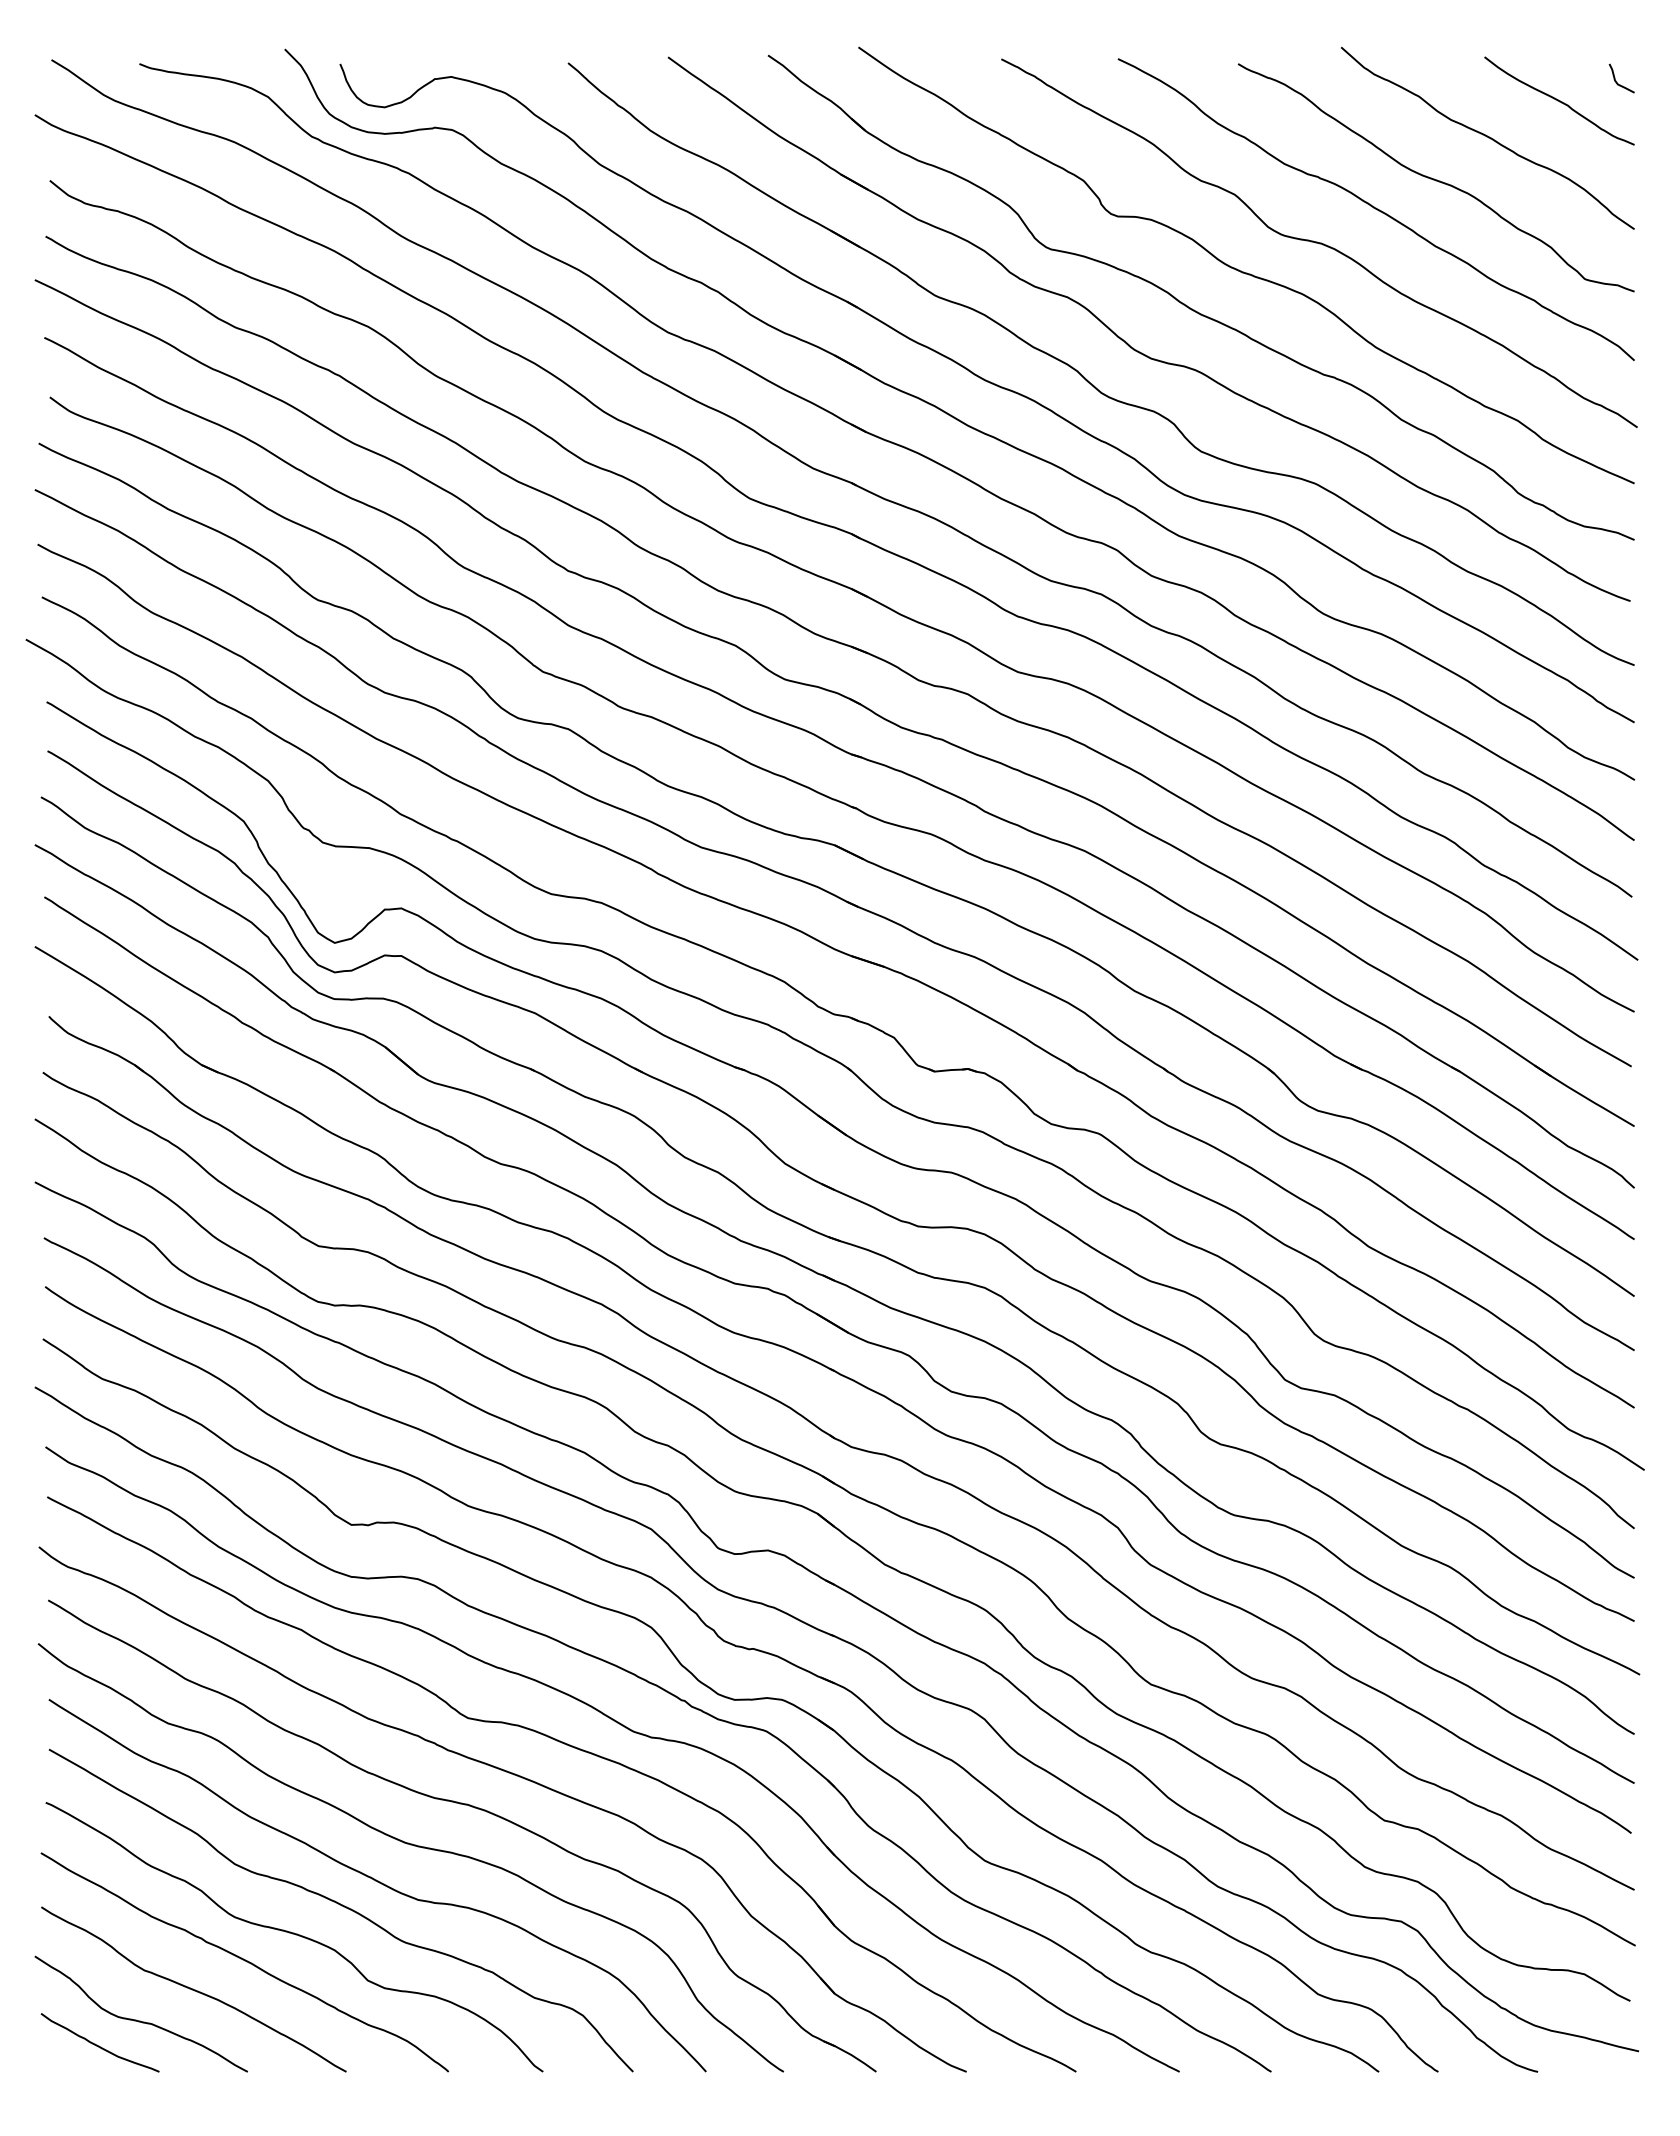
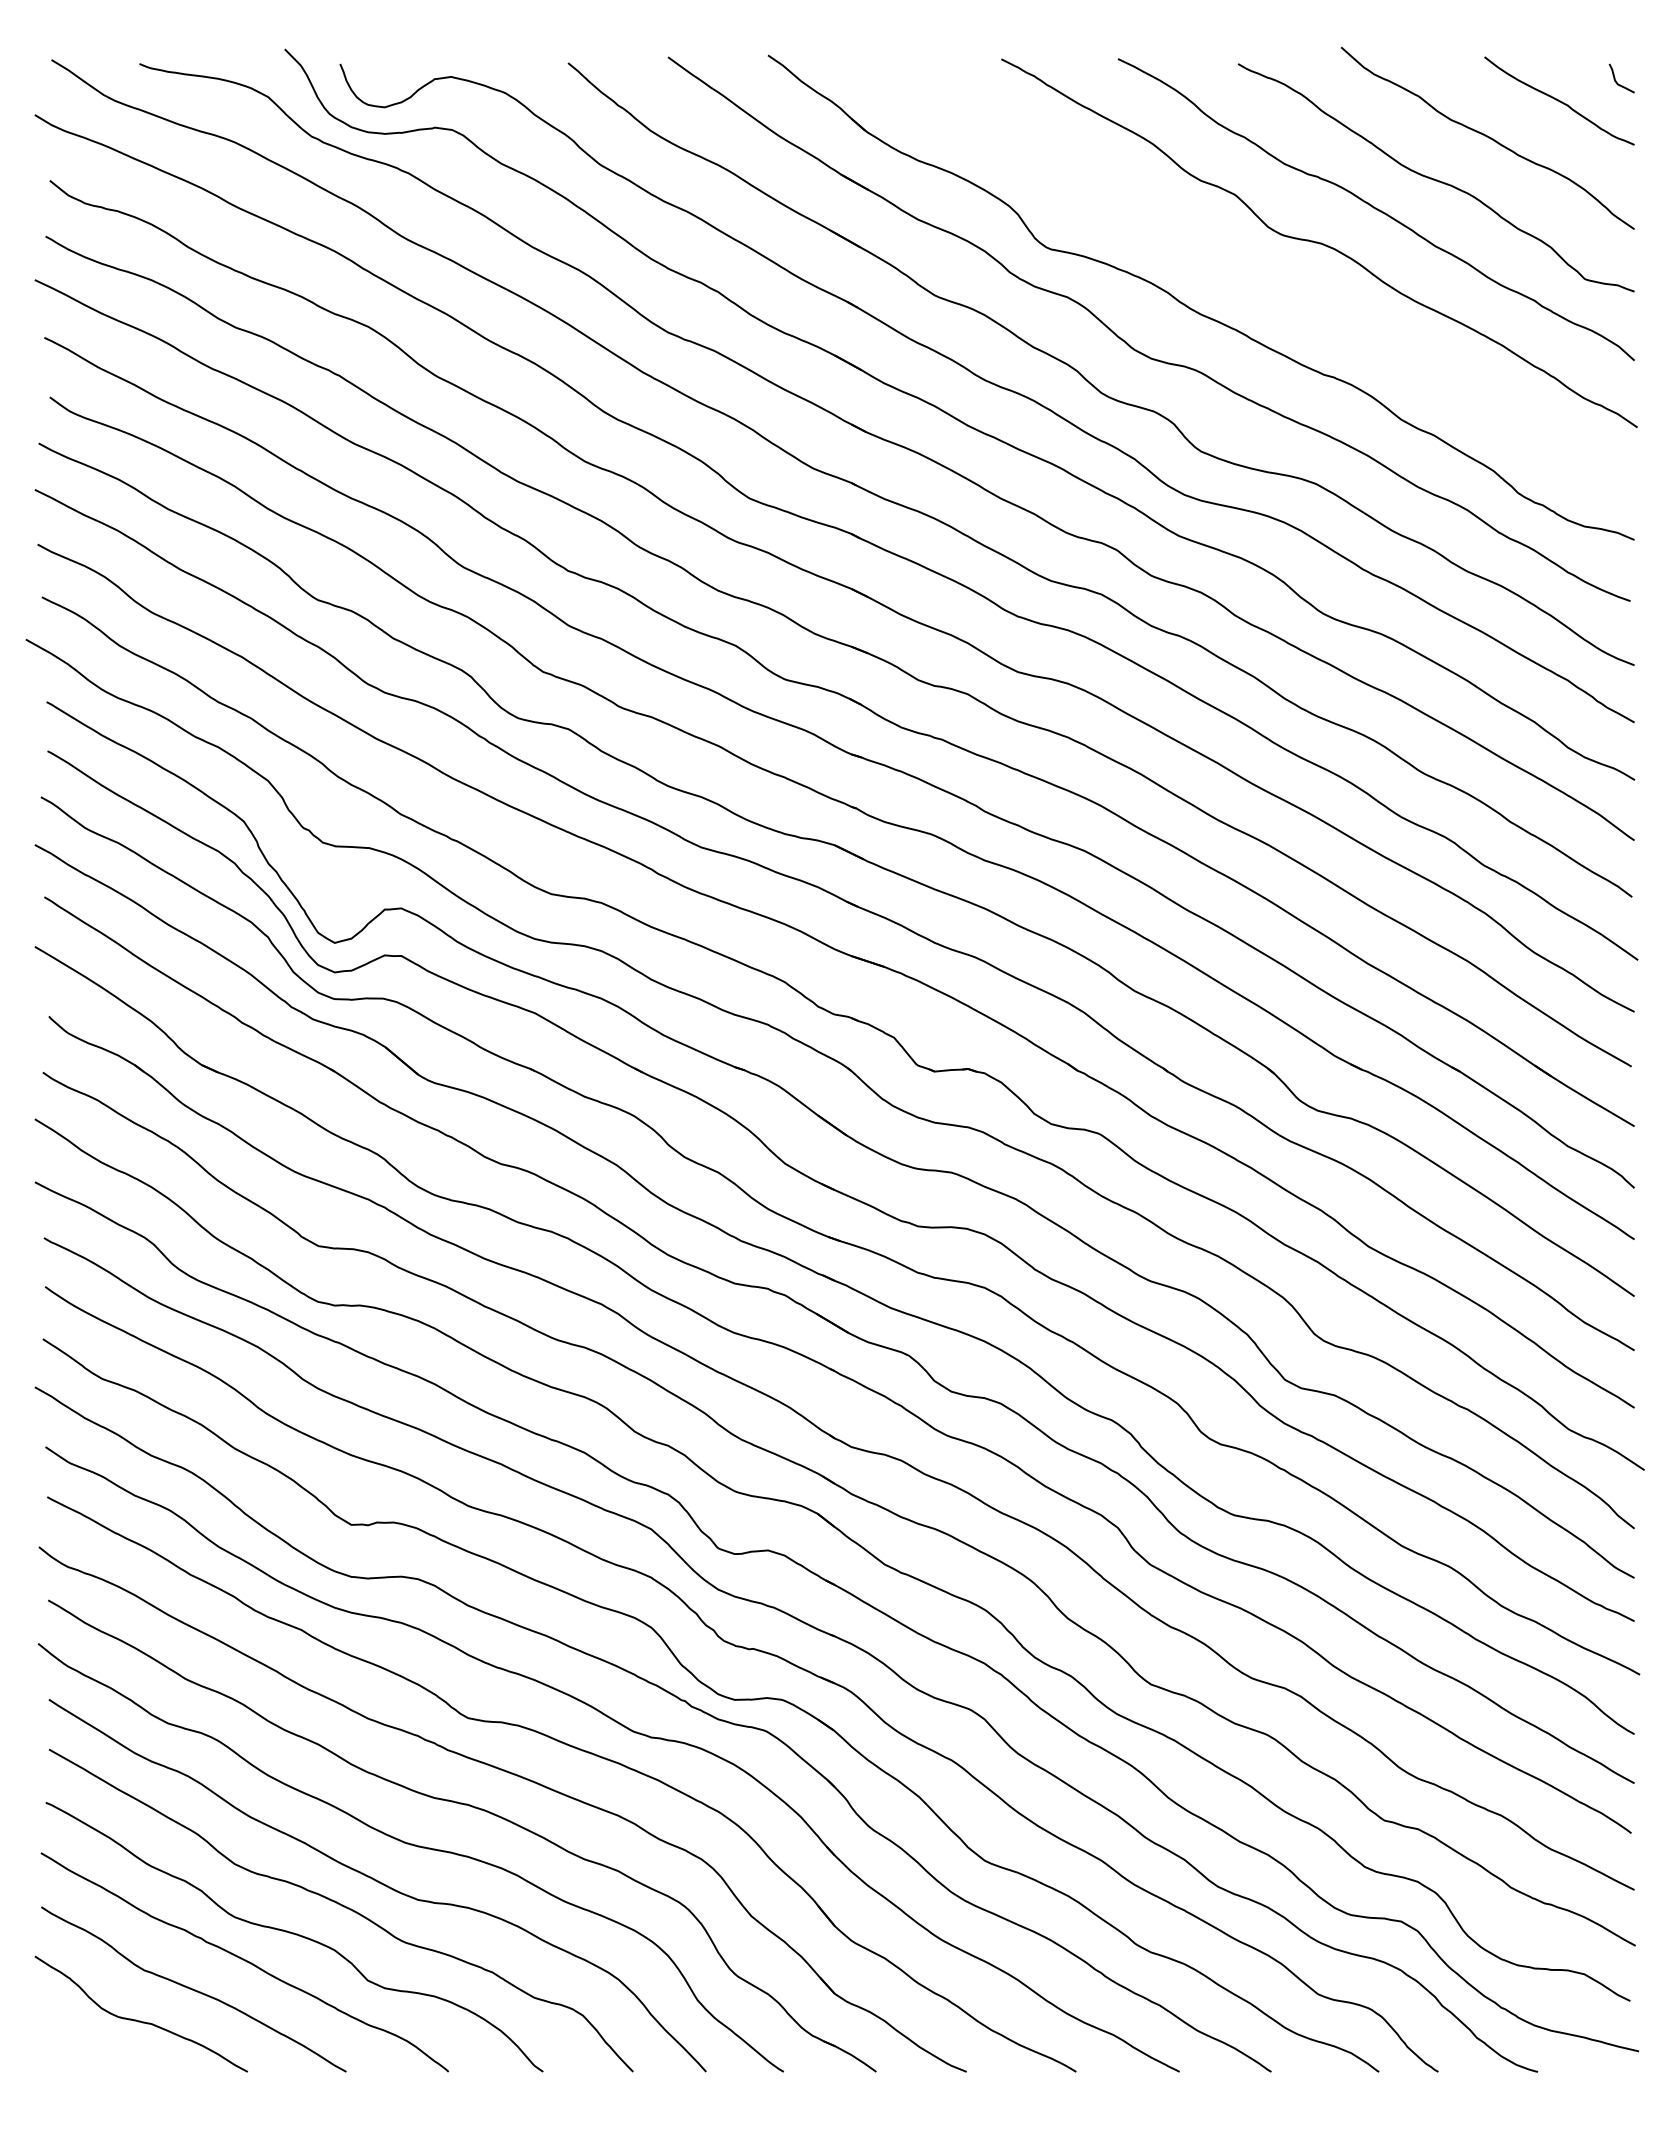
curve: present -> none (1243, 271)
curve: present -> none (97, 2044)
